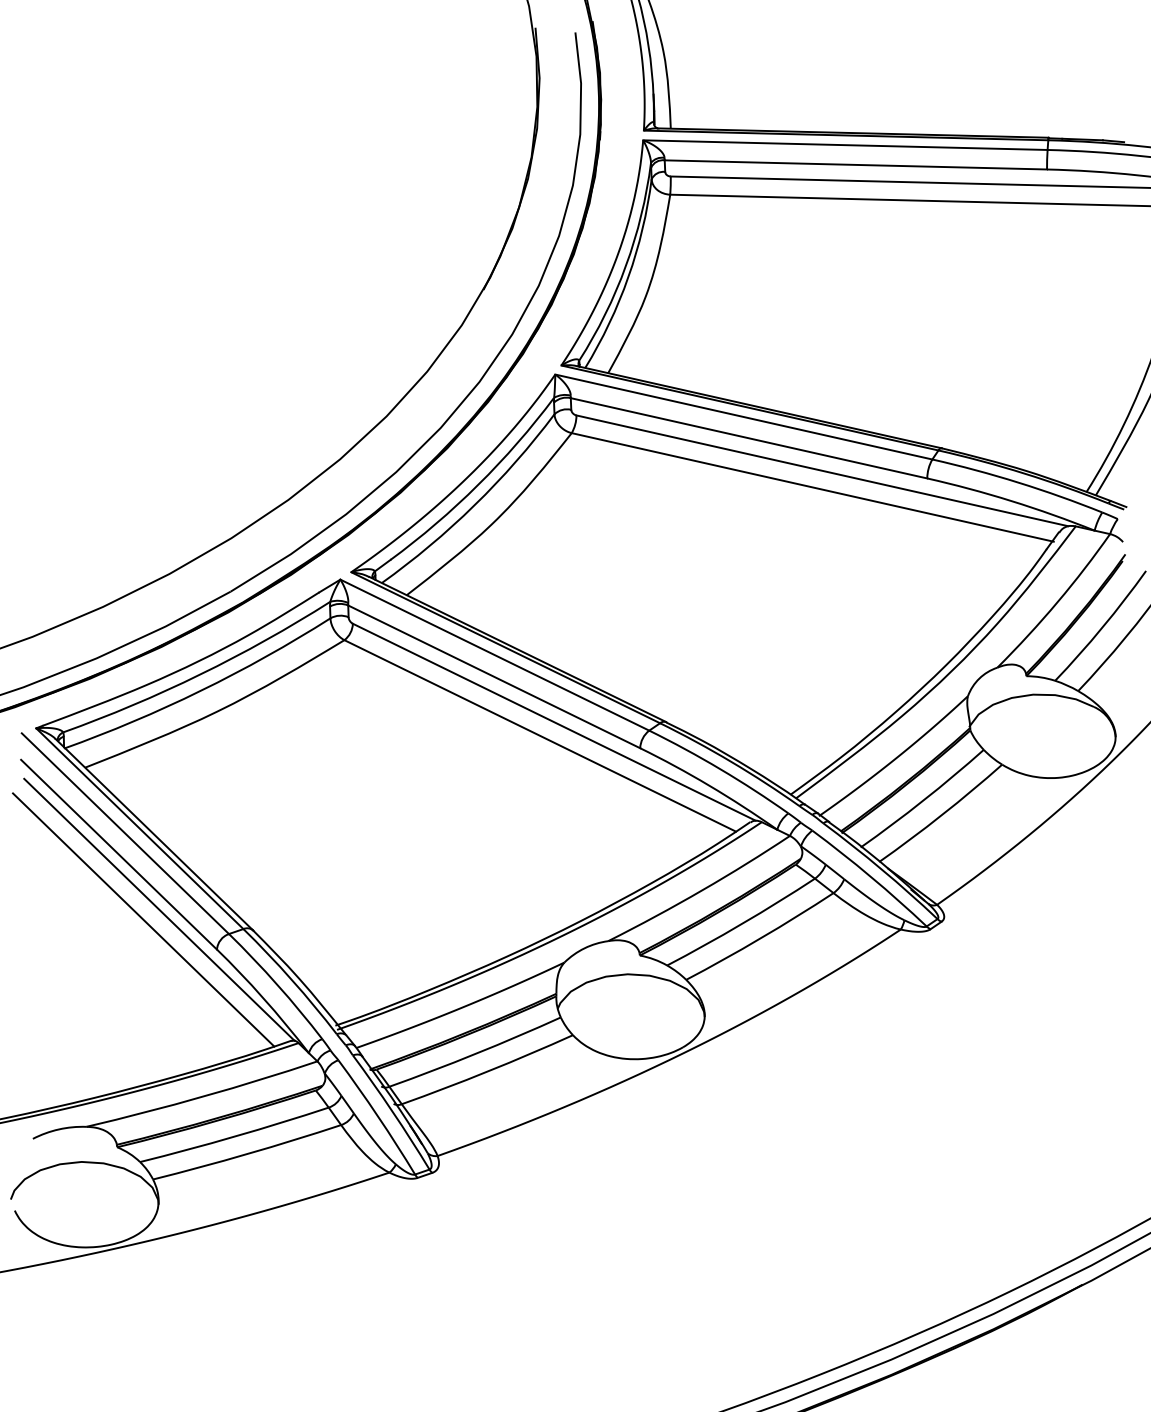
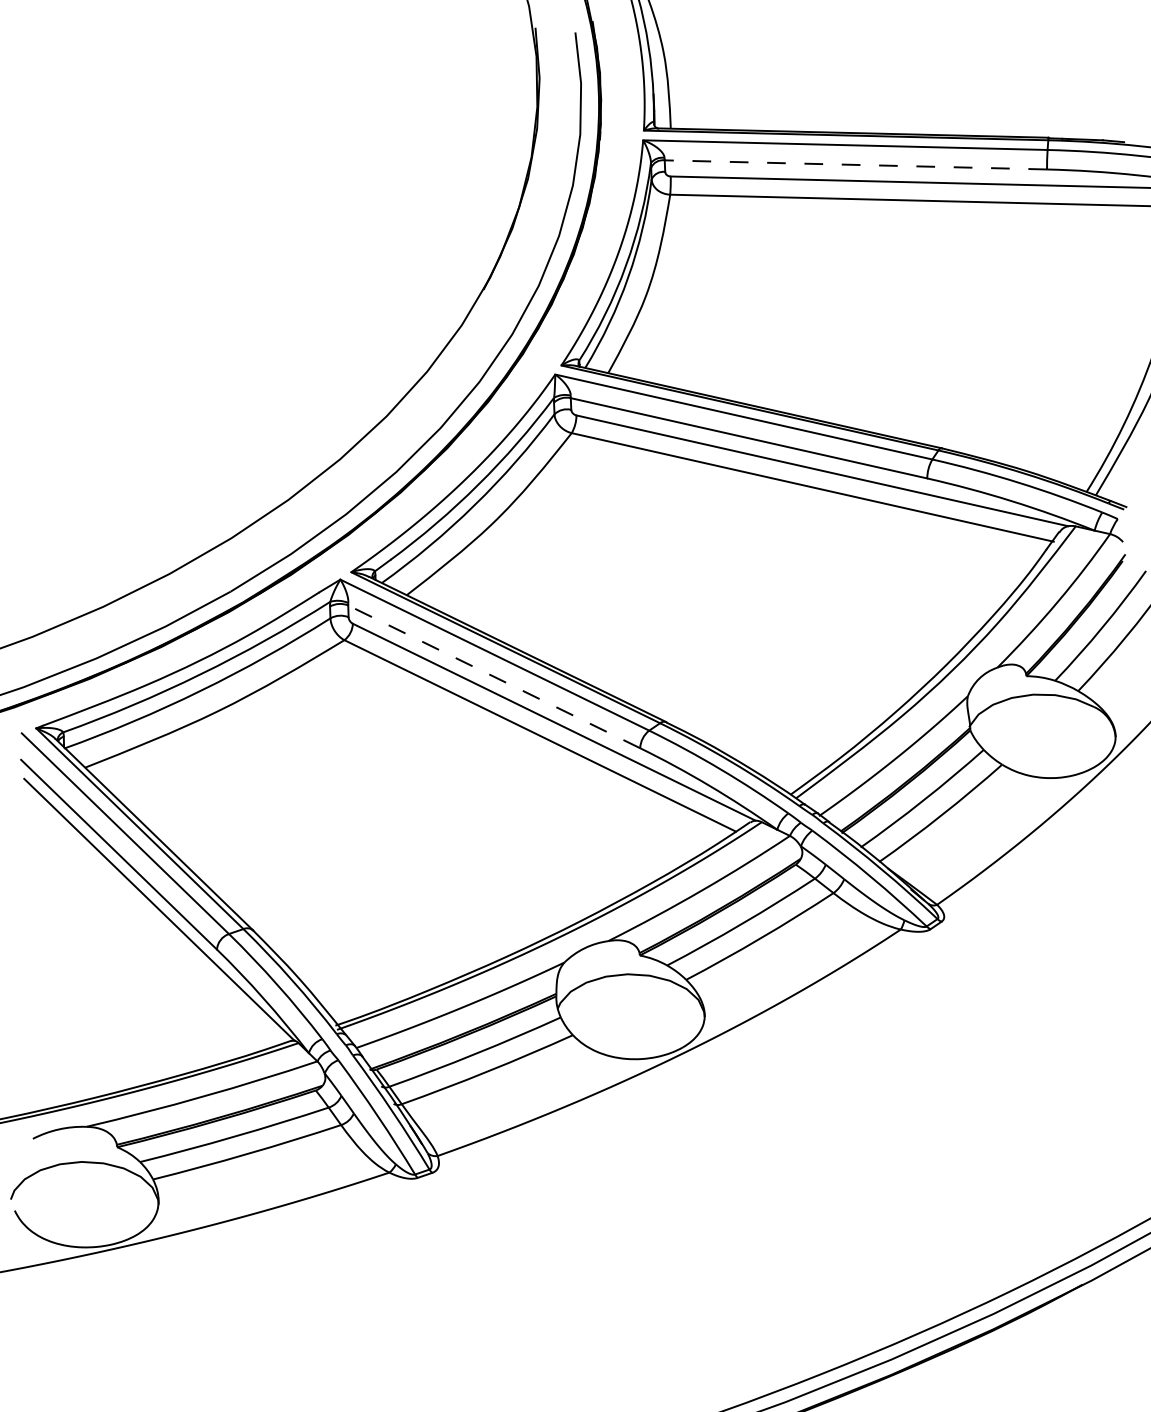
line: solid -> dashed (855, 164)
line: solid -> dashed (494, 676)
line: present -> none (143, 919)
